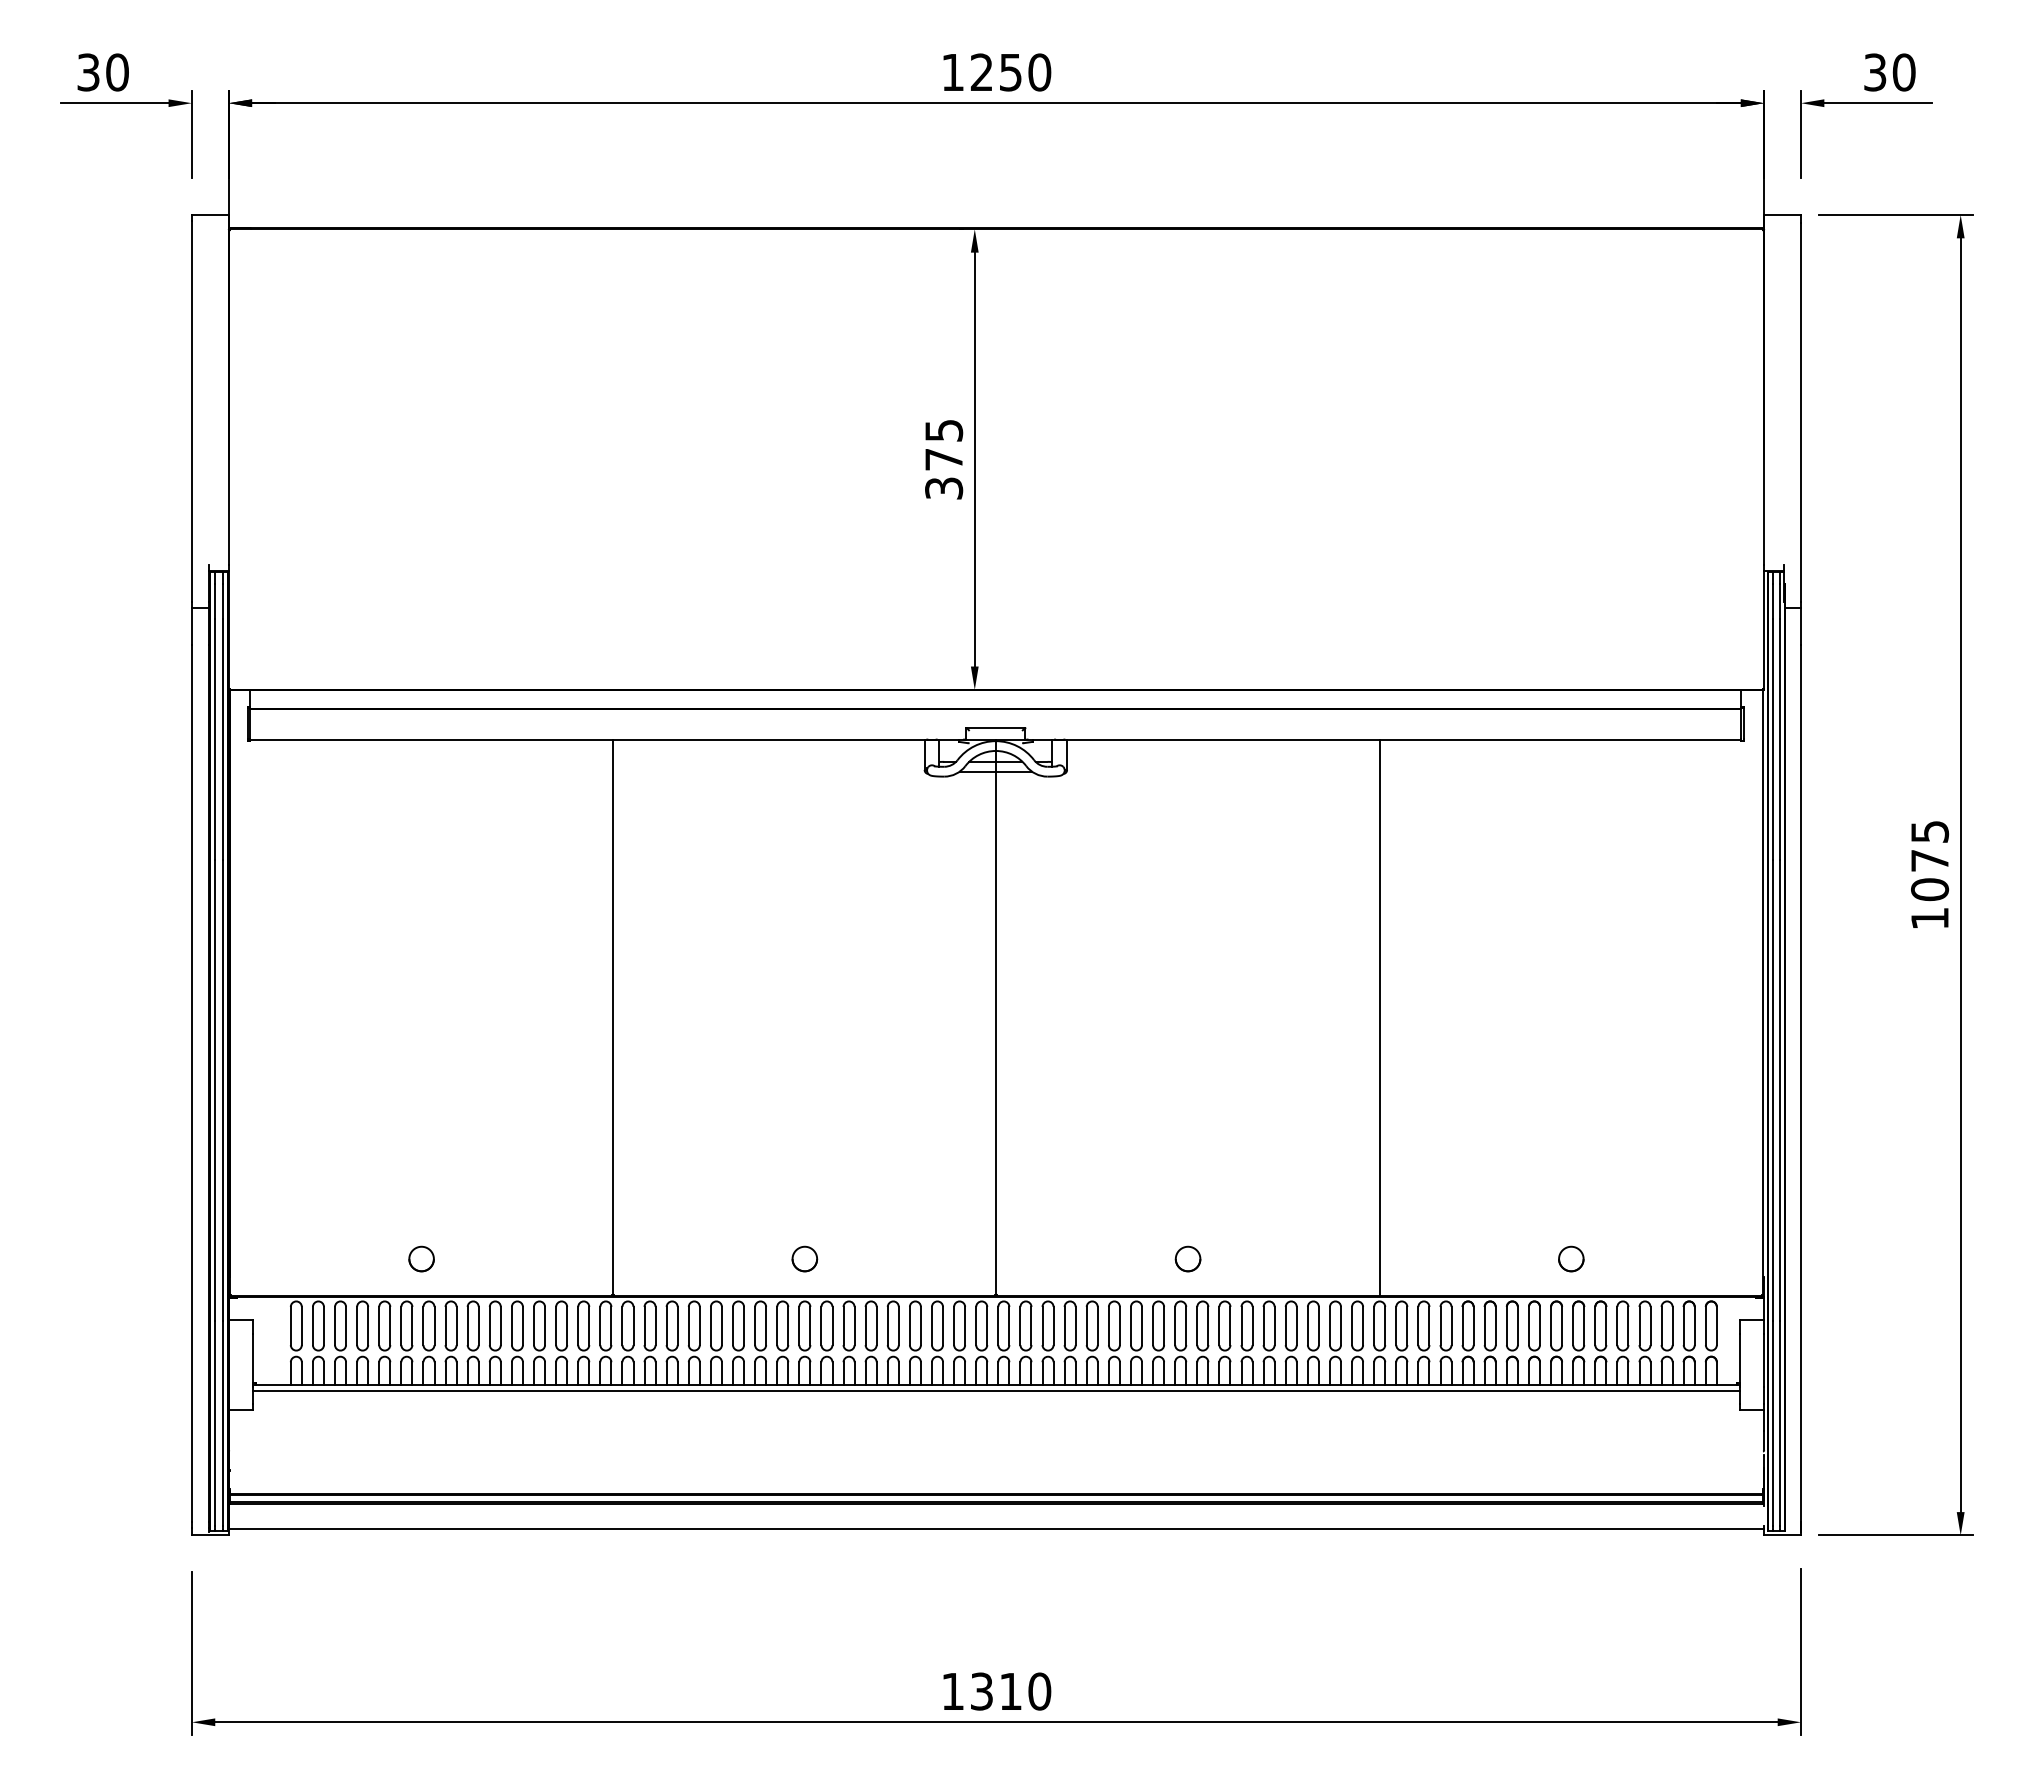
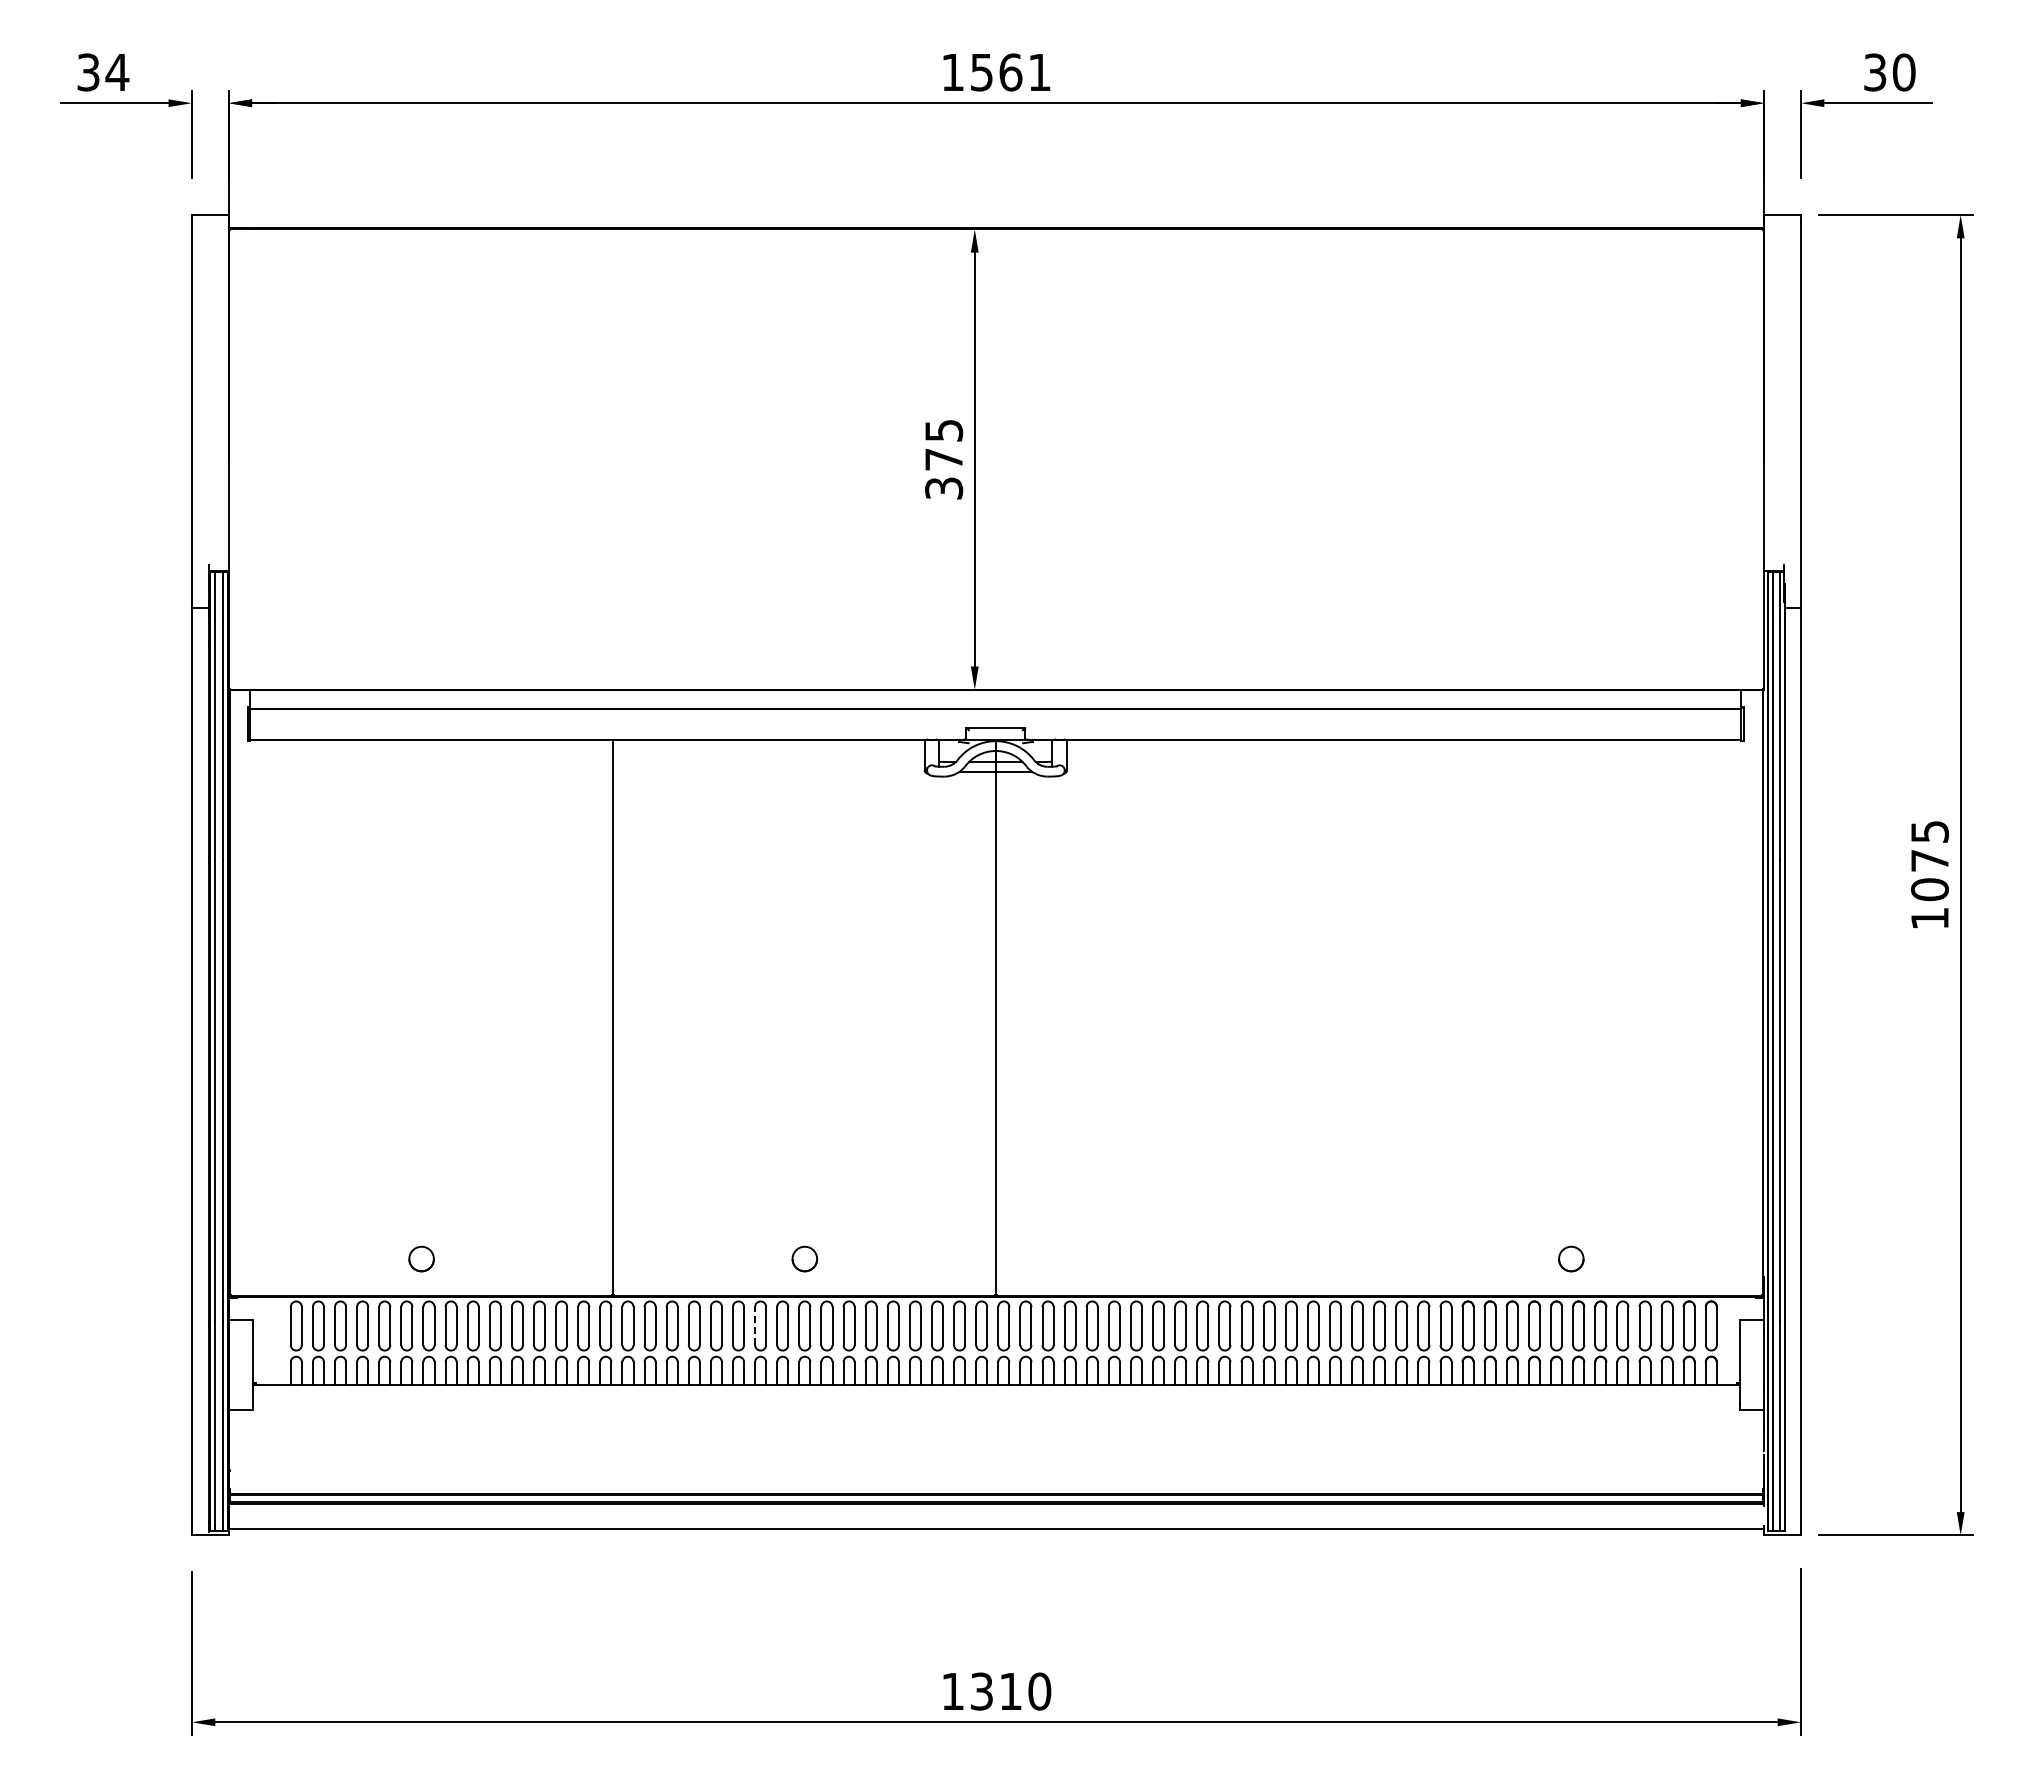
text: 30 -> 34 (117, 72)
text: 1250 -> 1561 (1010, 72)
line: present -> none (1379, 1016)
part: present -> none (1187, 1258)
line: solid -> dashed (755, 1325)
line: present -> none (996, 1391)
